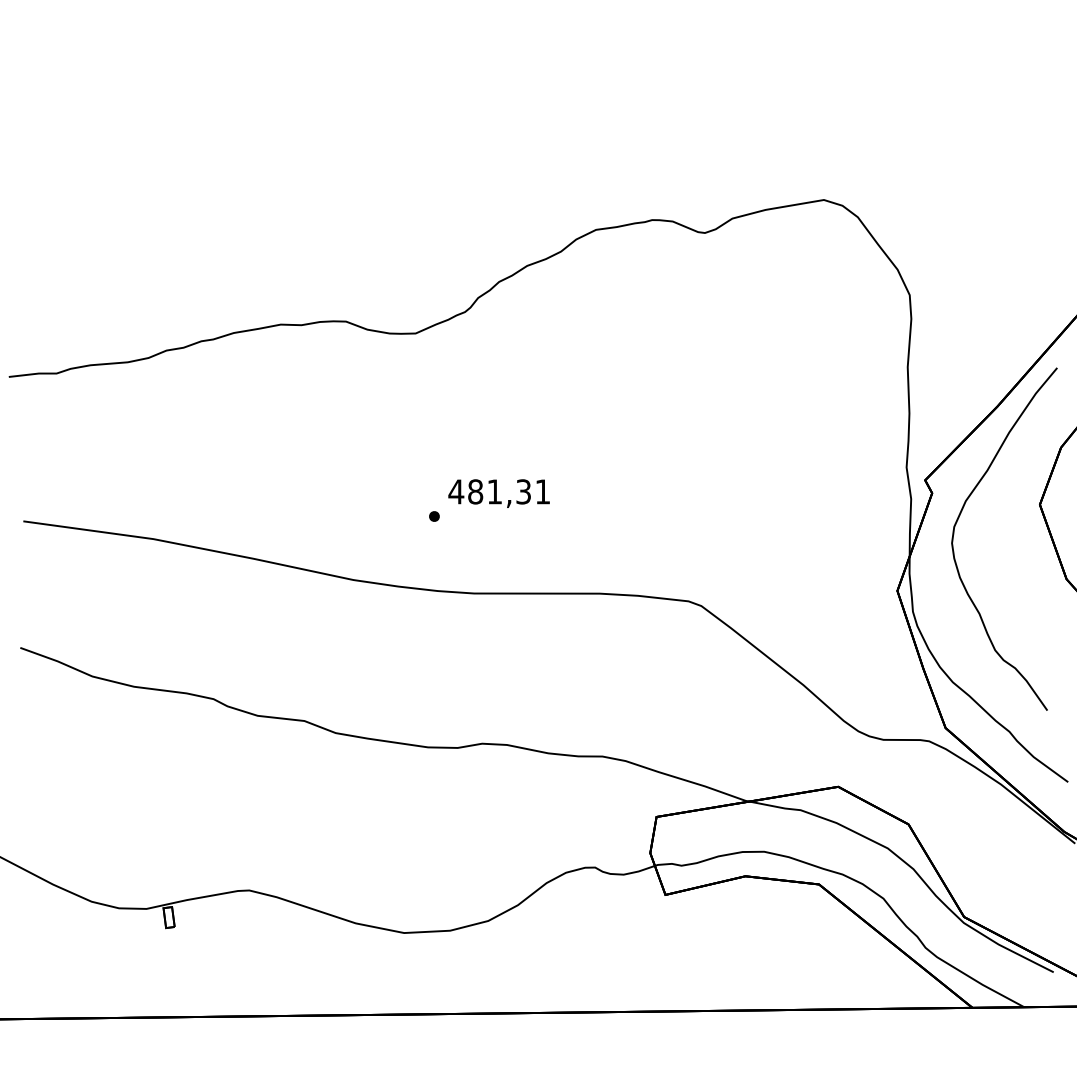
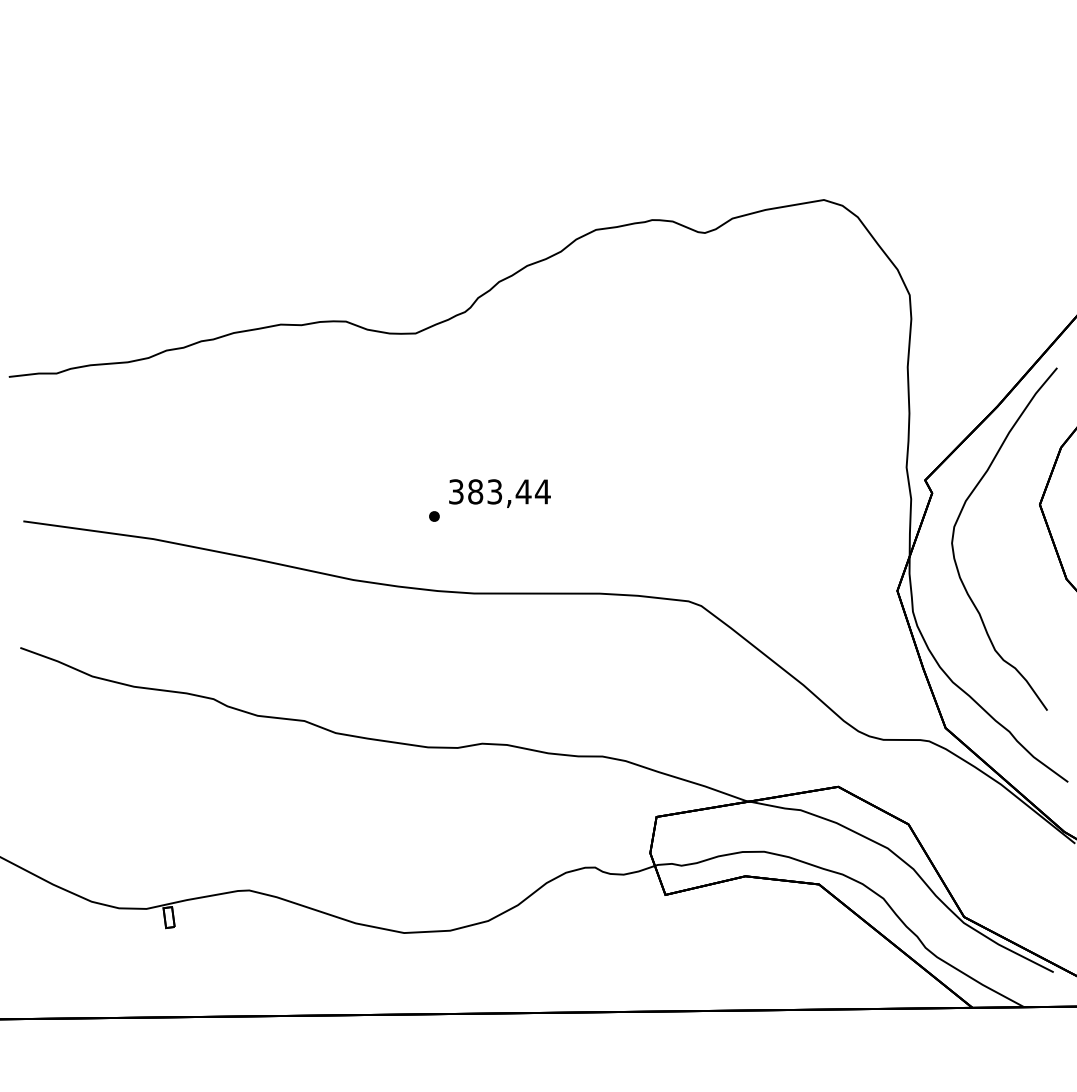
text: 481,31 -> 383,44 (499, 491)
